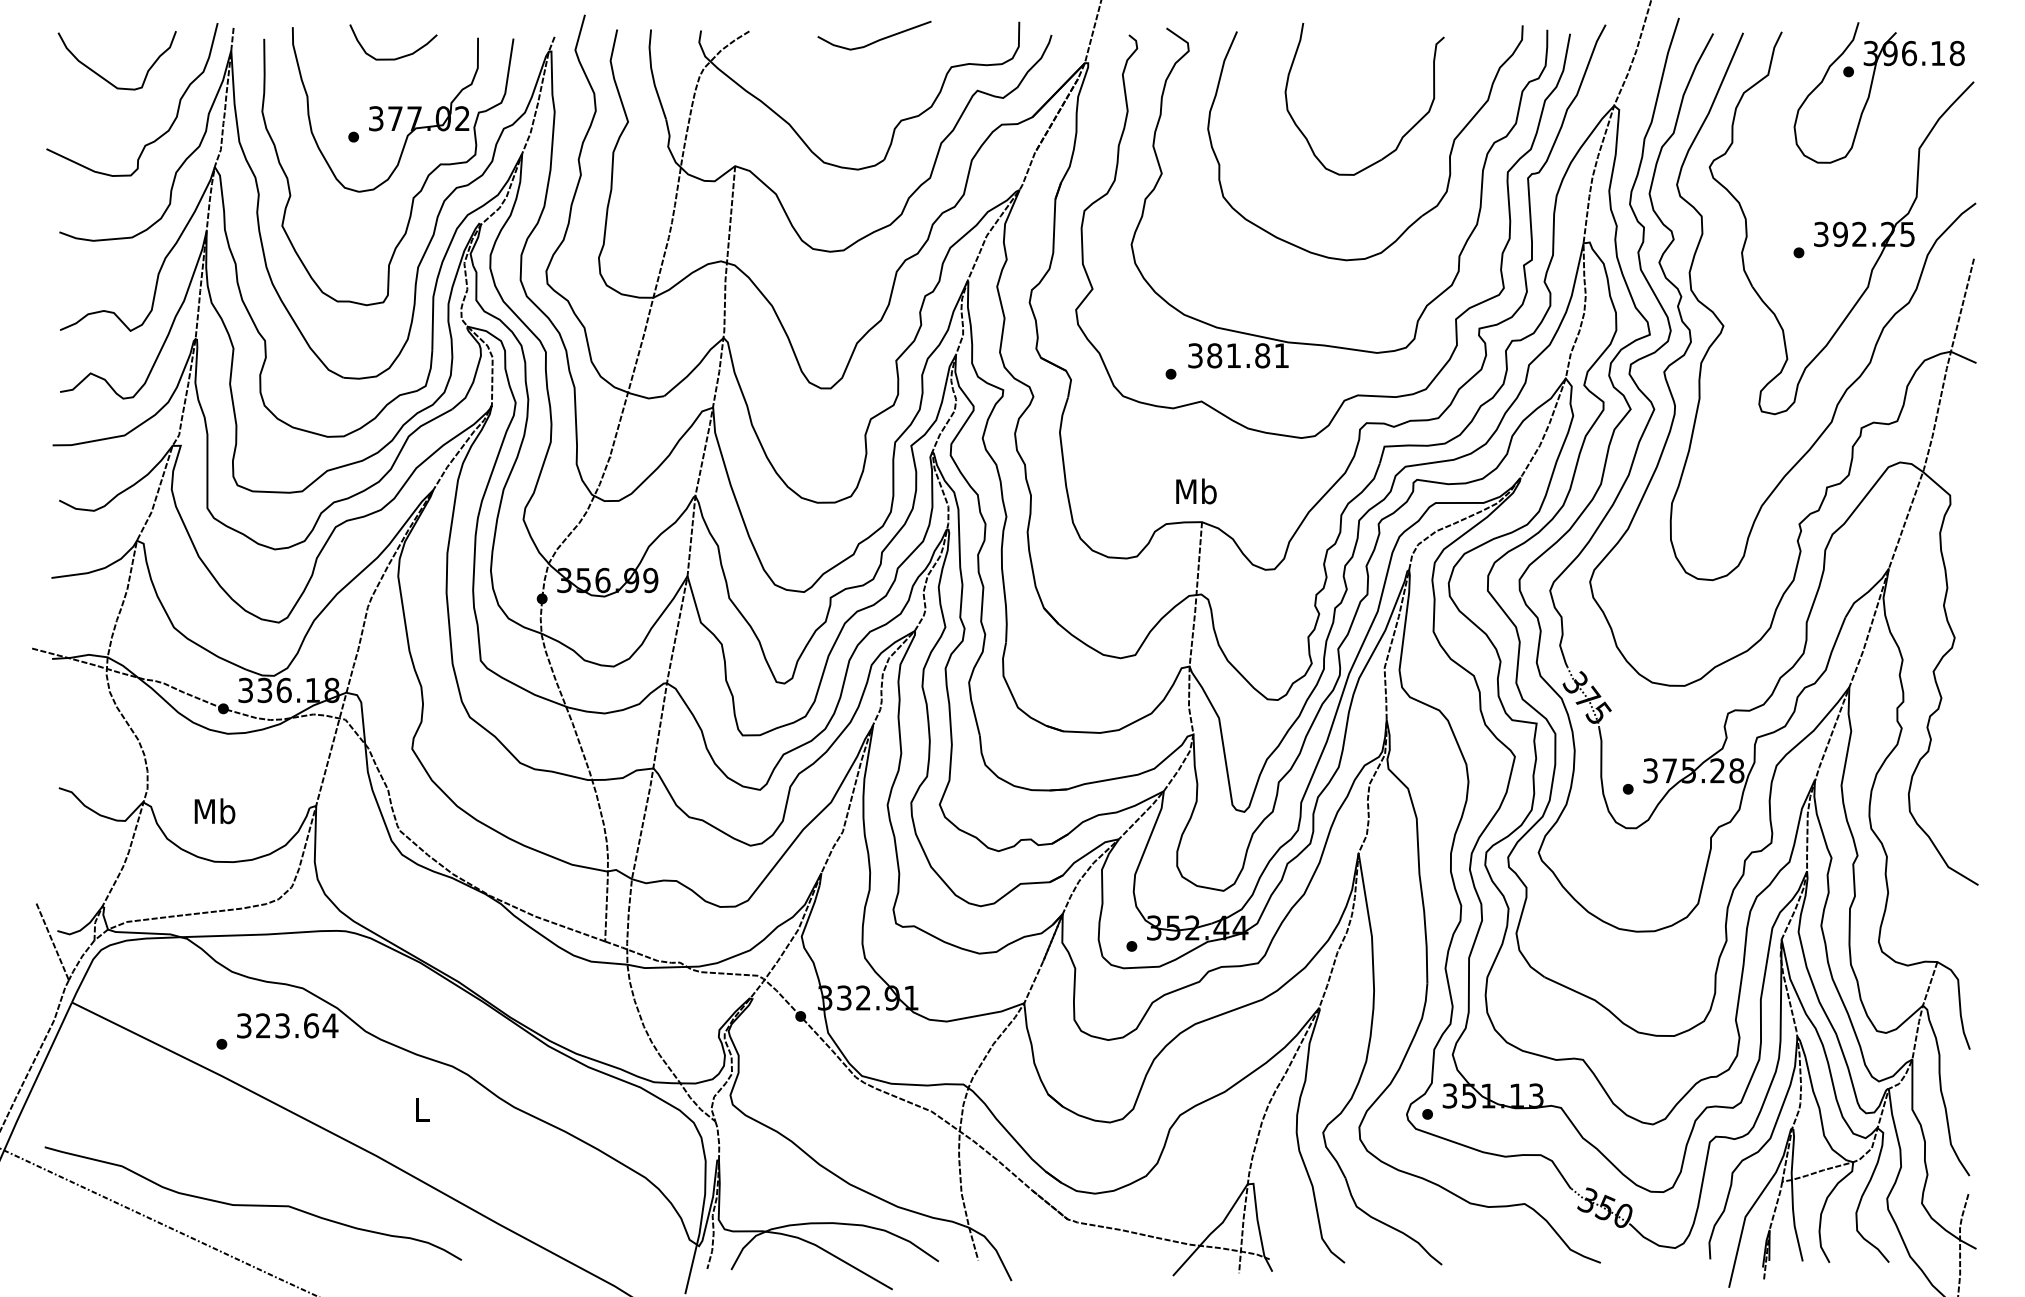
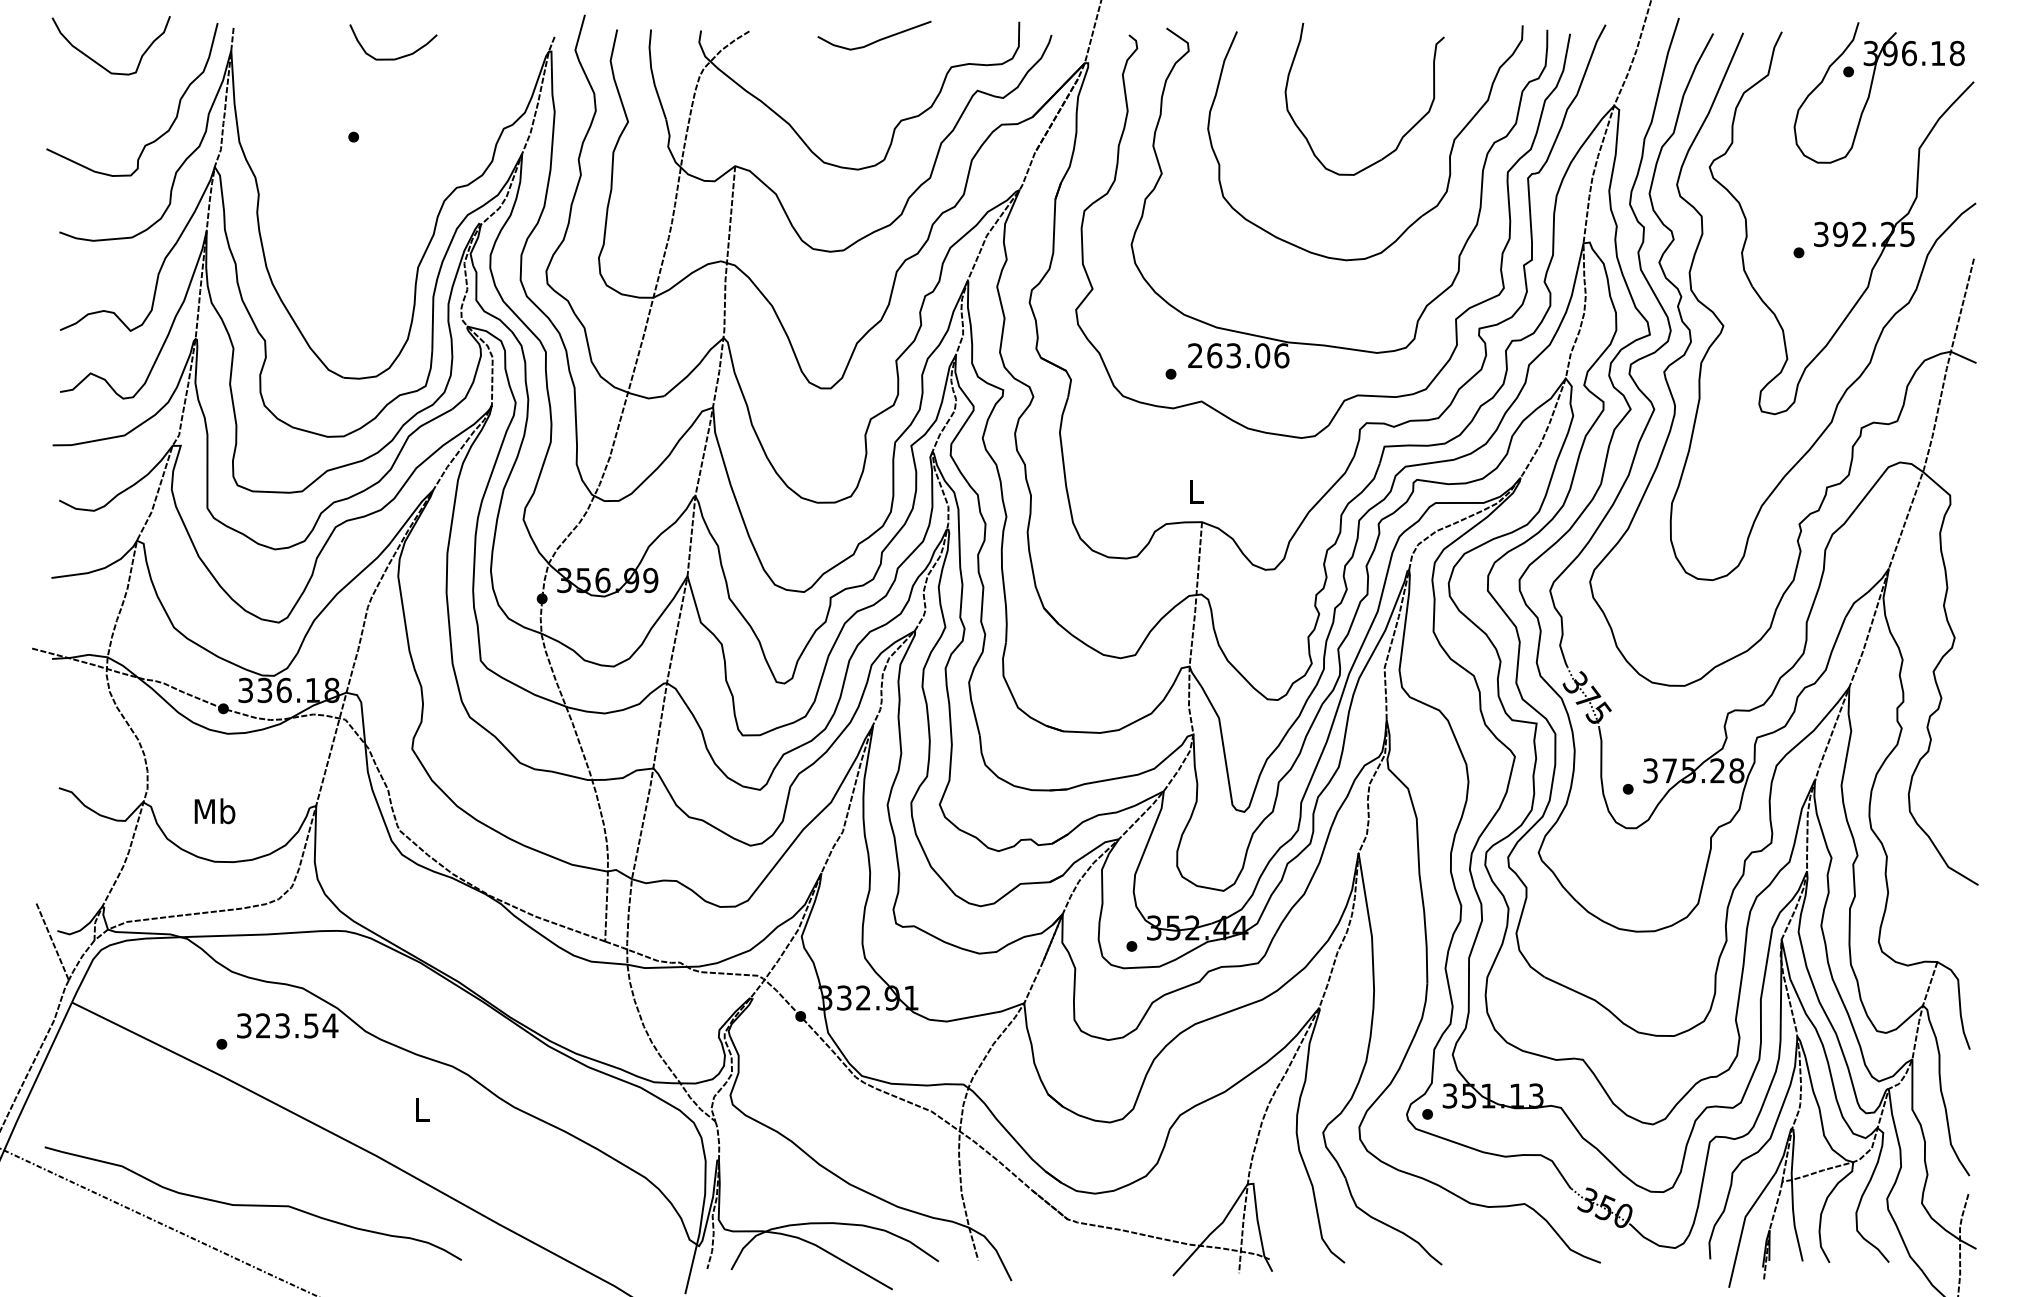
curve position: (105, 78) -> (99, 63) (99, 63)
part: present -> none (393, 169)
text: 381.81 -> 263.06 (1238, 355)
text: Mb -> L (1196, 491)
text: 323.64 -> 323.54 (311, 1025)
